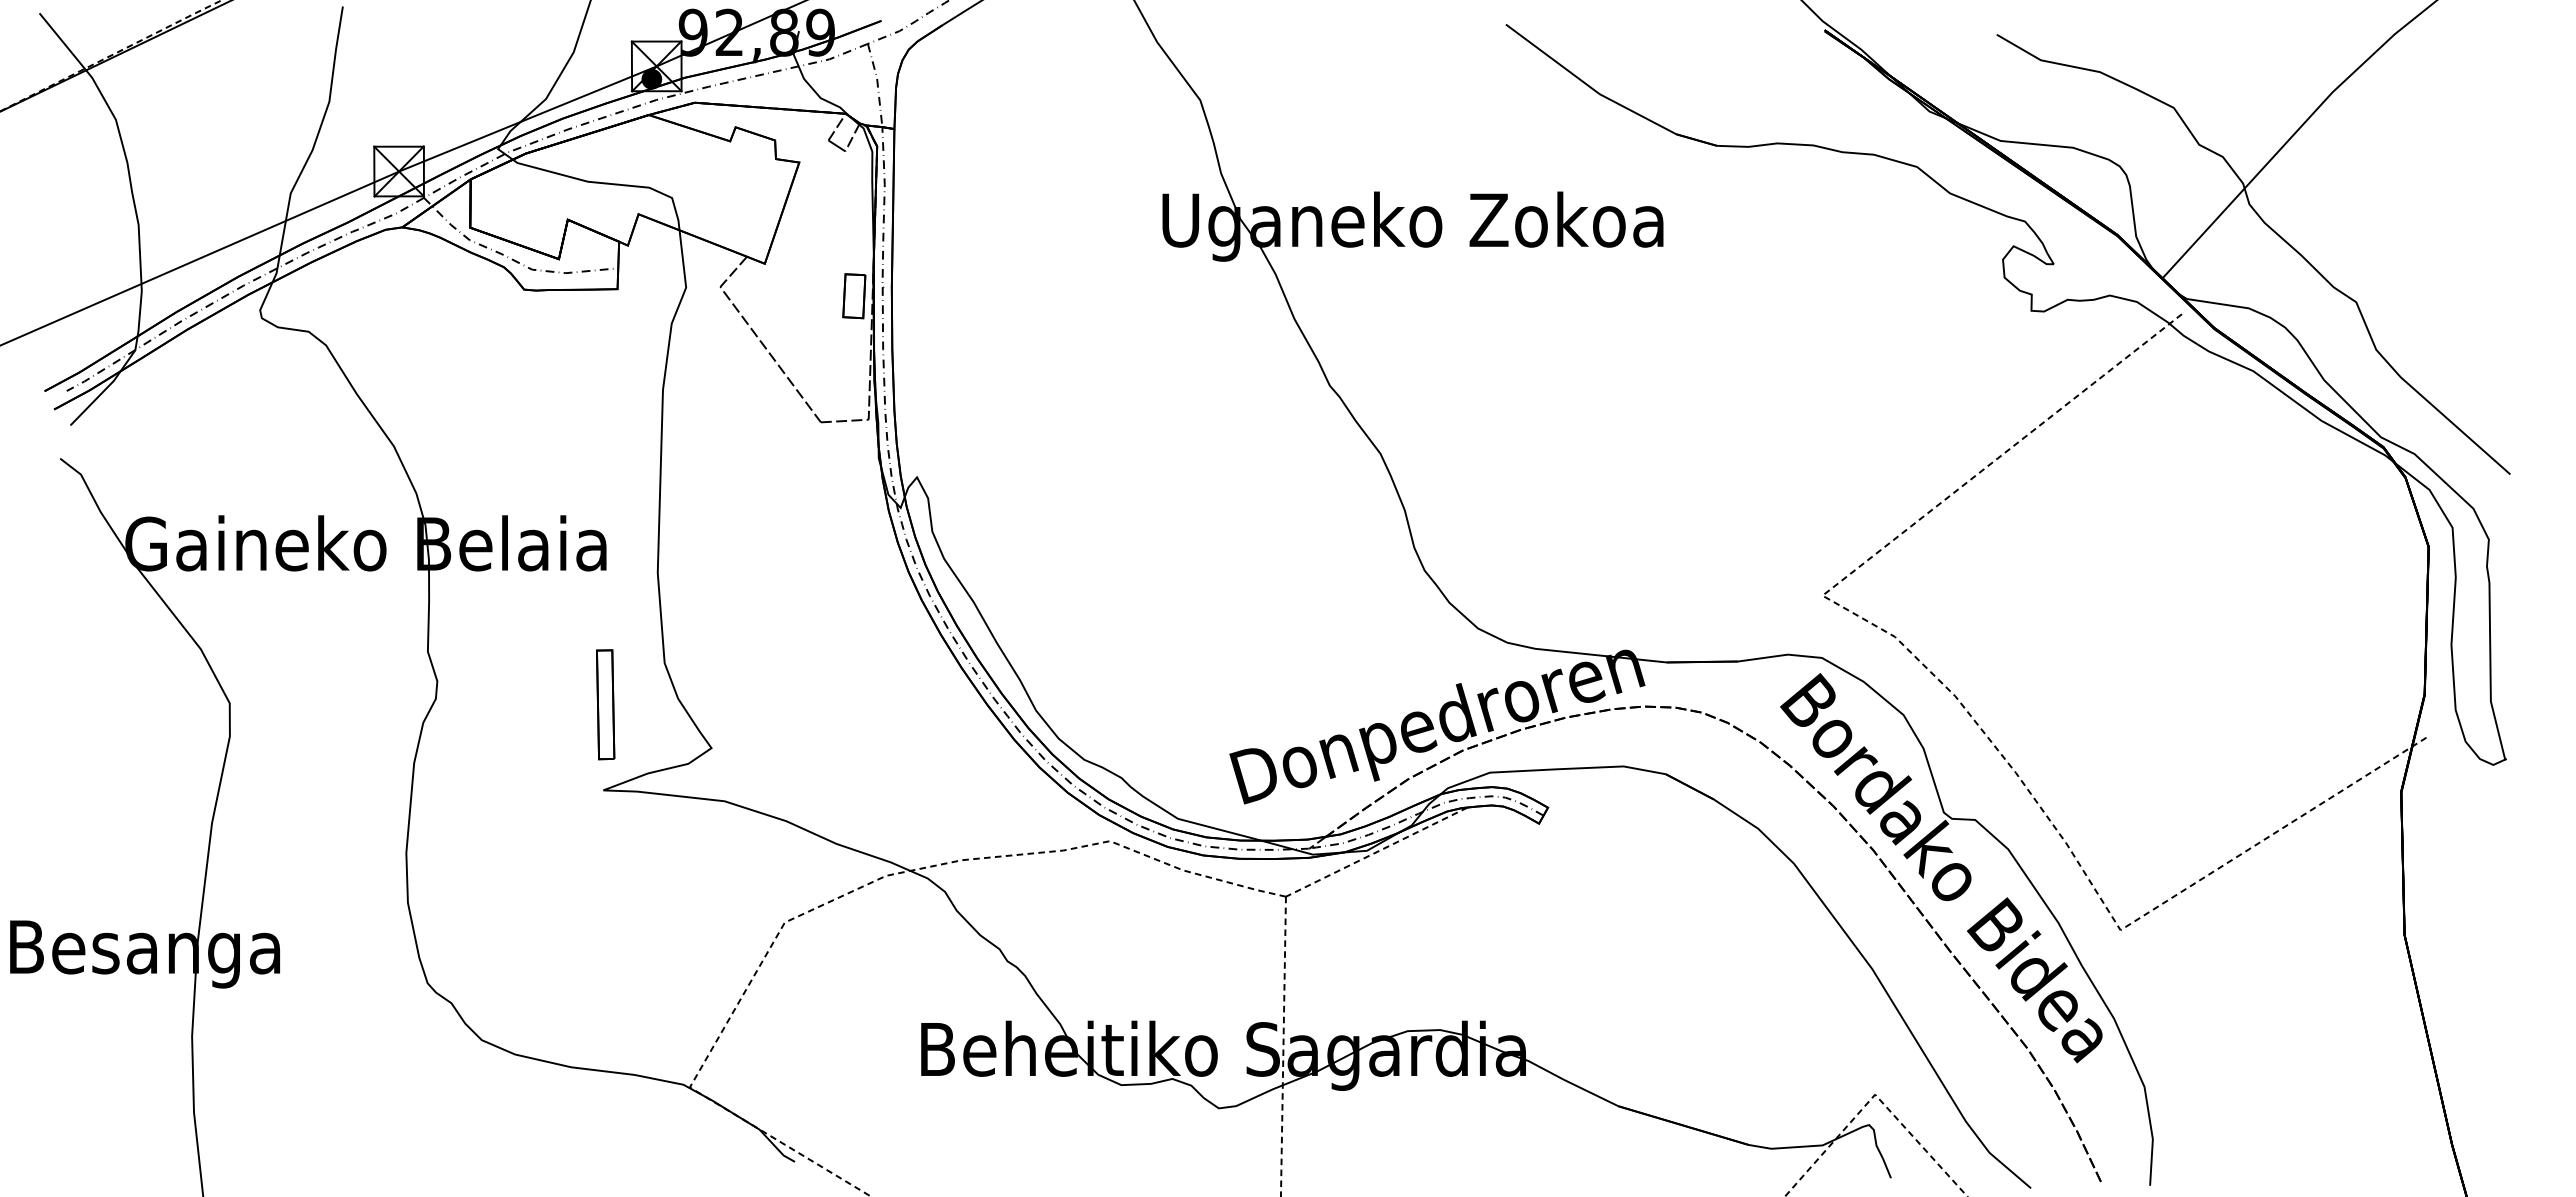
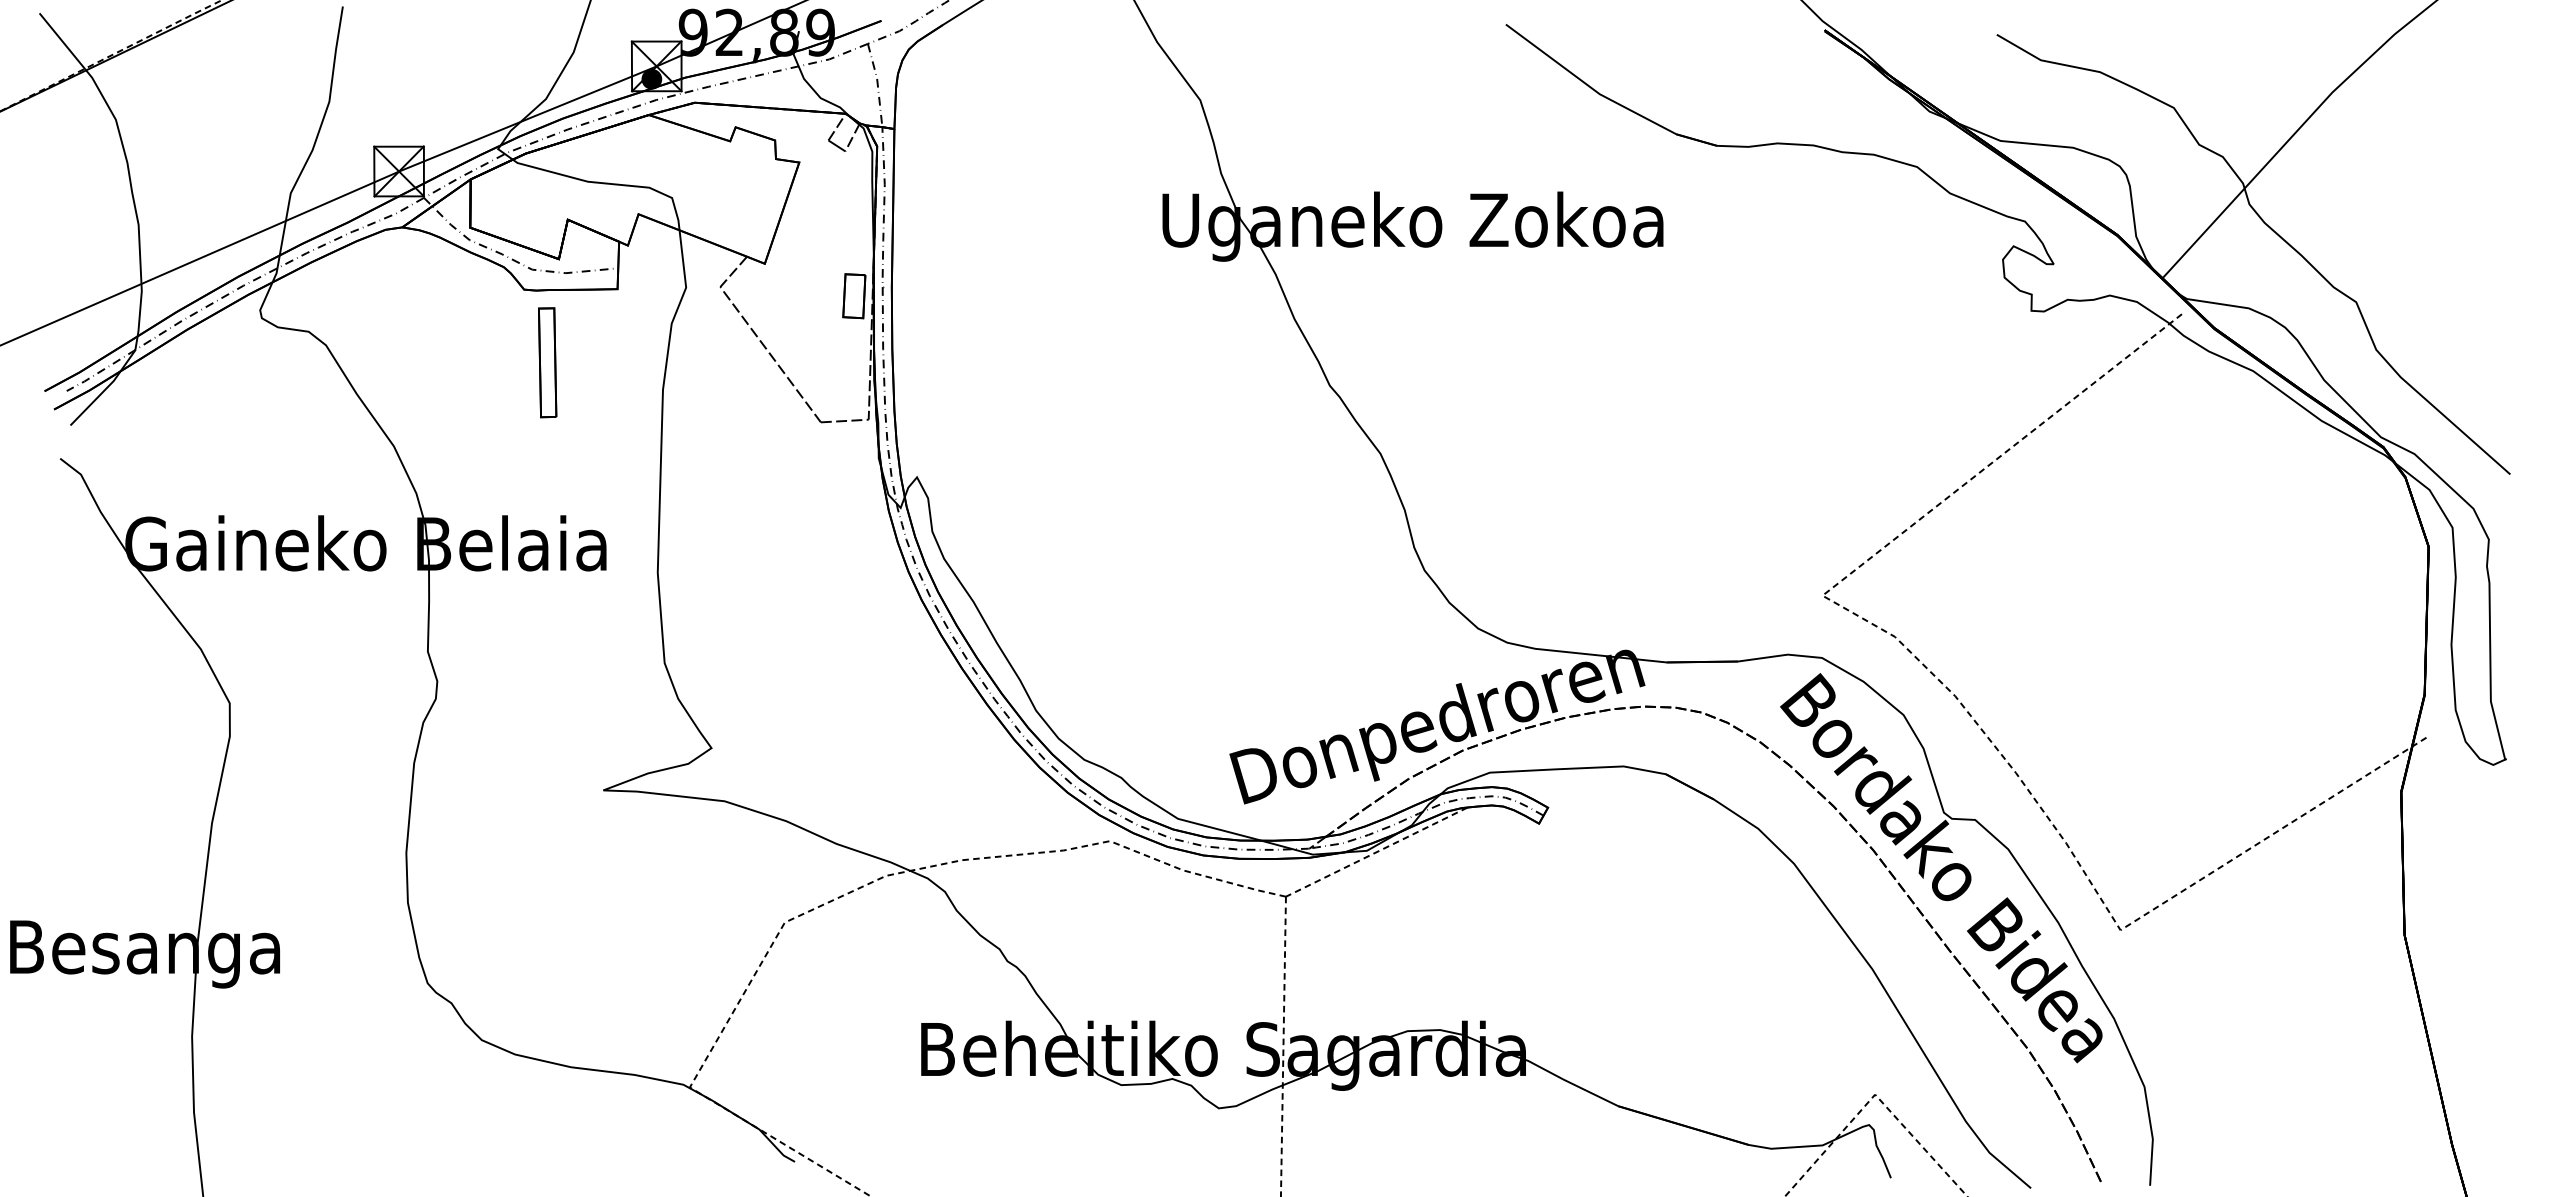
part position: (605, 704) -> (547, 362) (547, 362)
